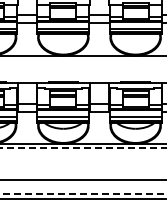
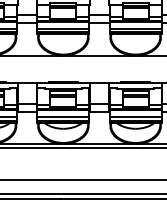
line: dashed -> solid (83, 148)
line: dashed -> solid (83, 194)
